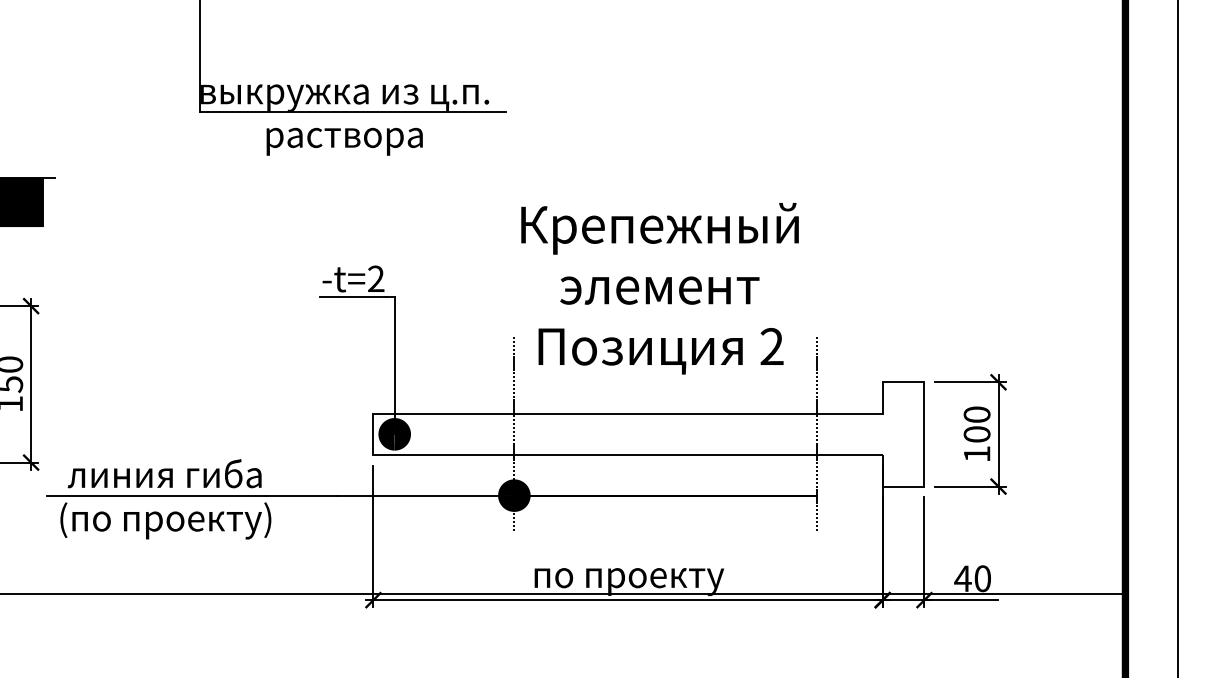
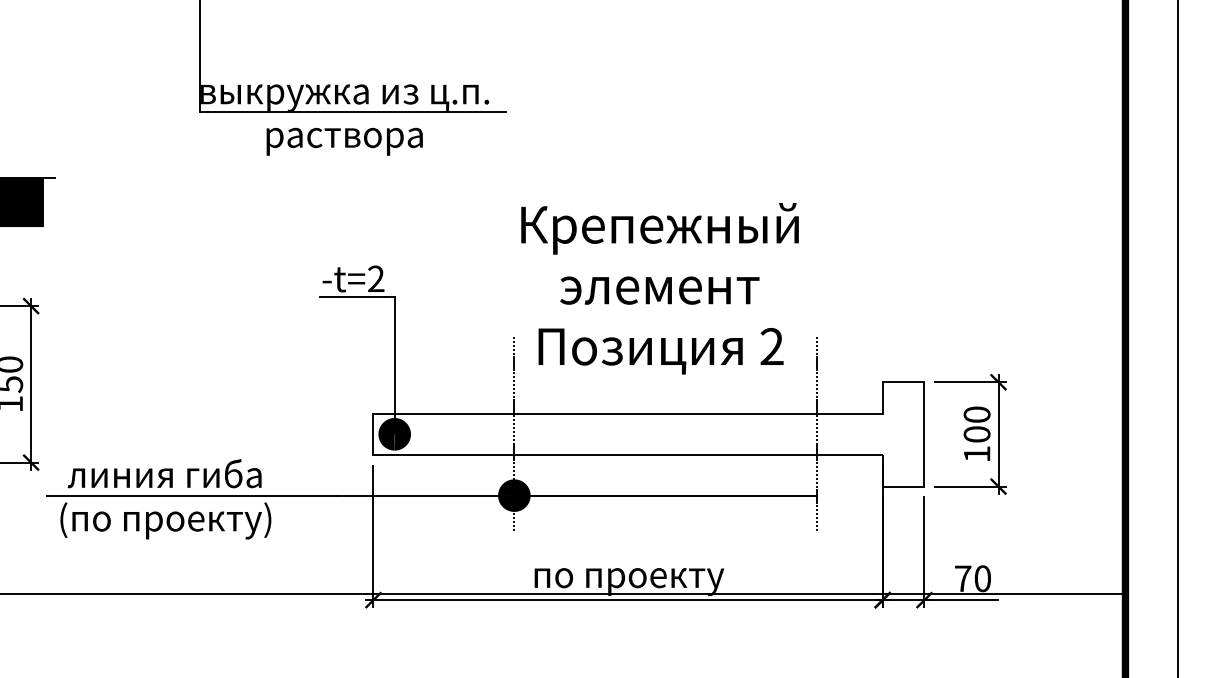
text: 40 -> 70 (962, 578)
